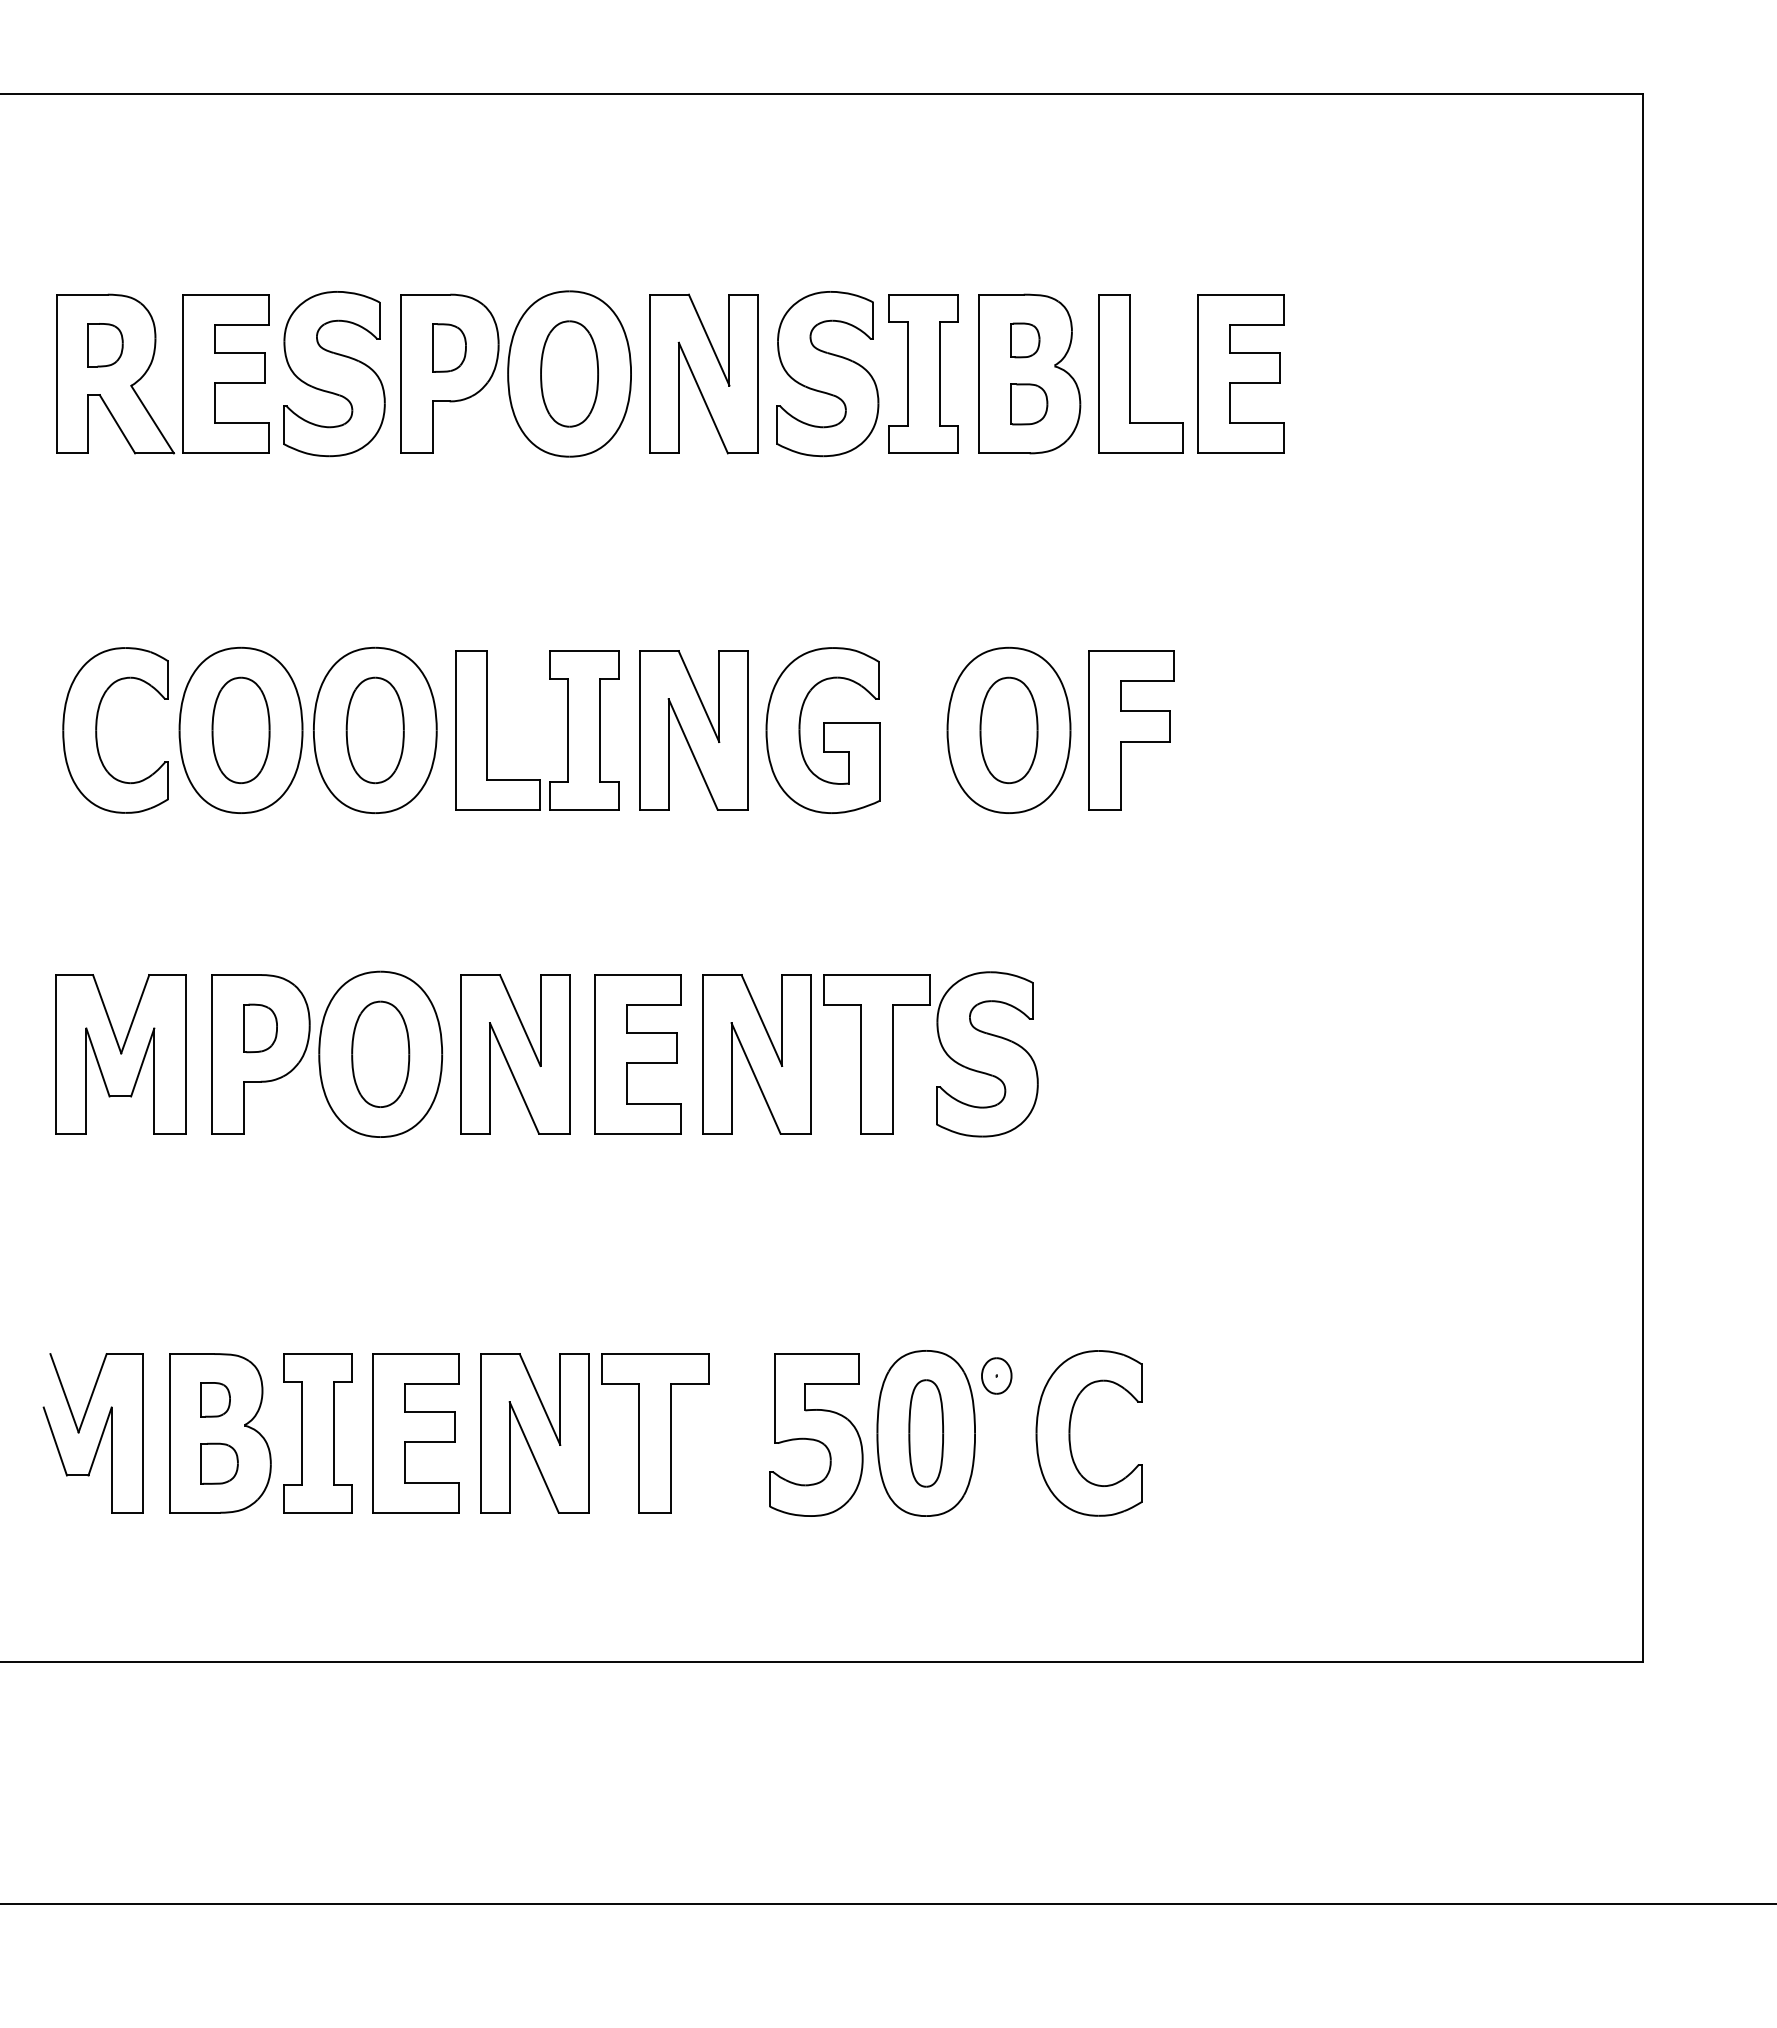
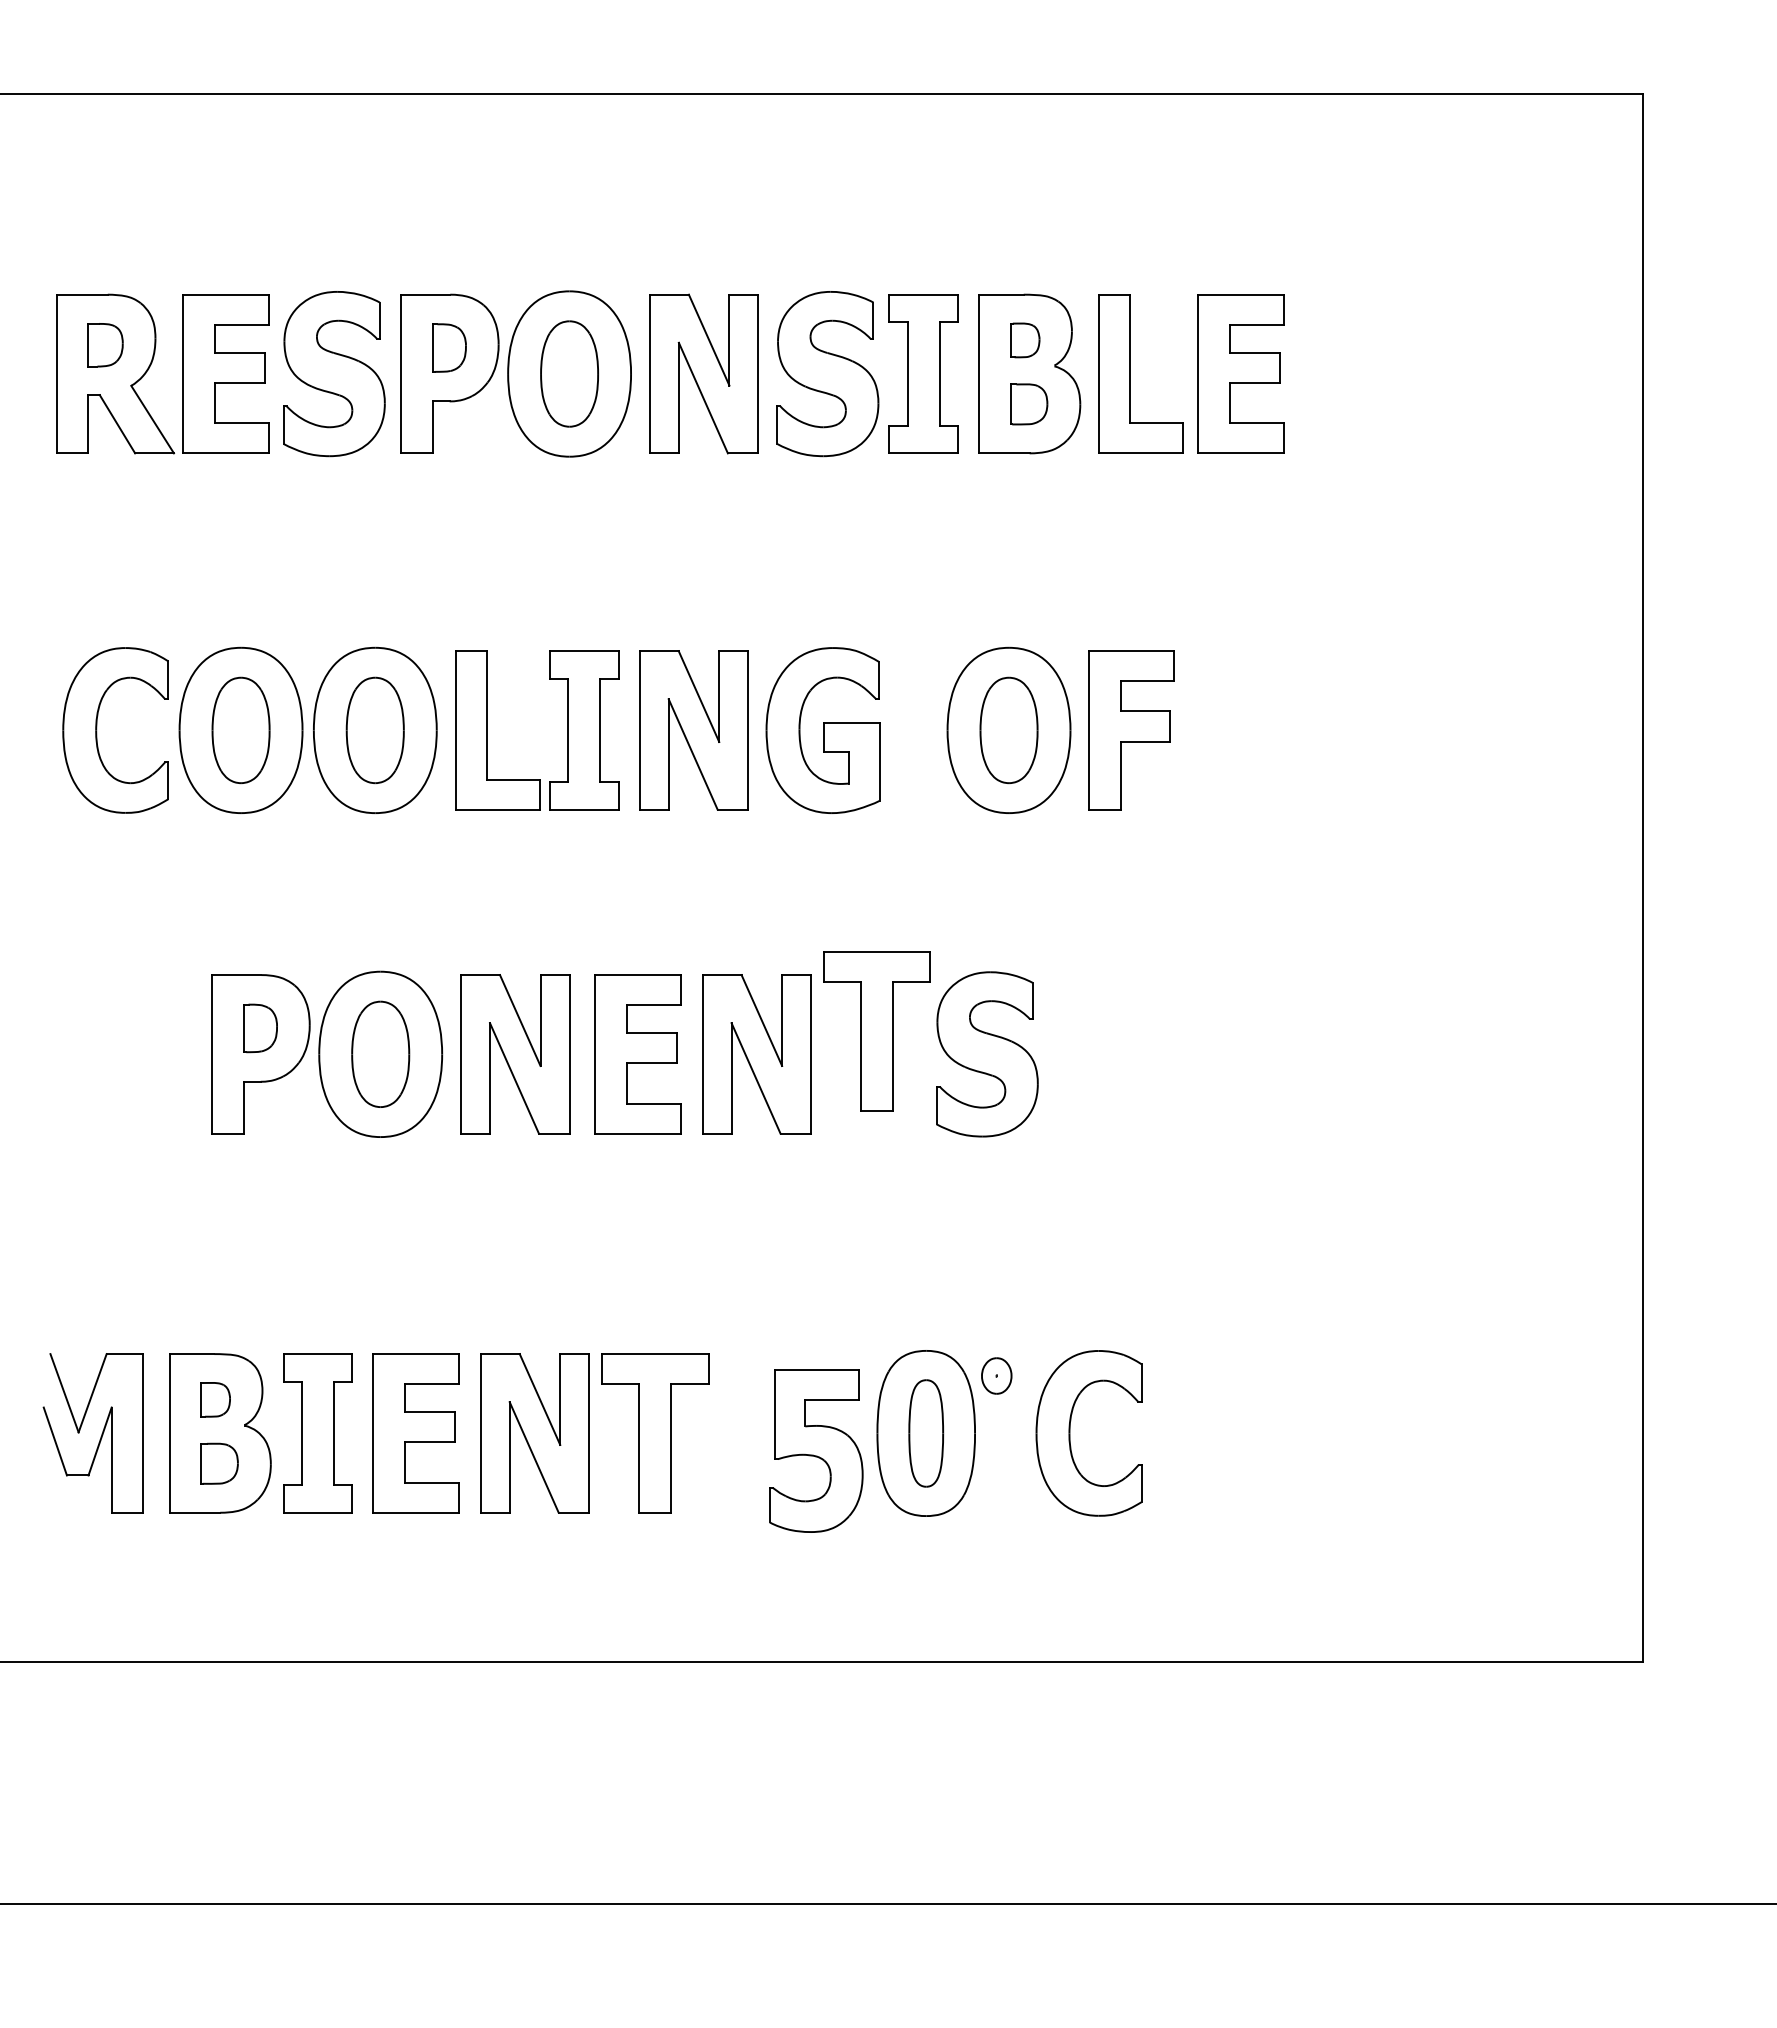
part: present -> none (120, 1054)
part position: (876, 1054) -> (876, 1031) (876, 1031)
part position: (816, 1434) -> (816, 1450) (816, 1450)
